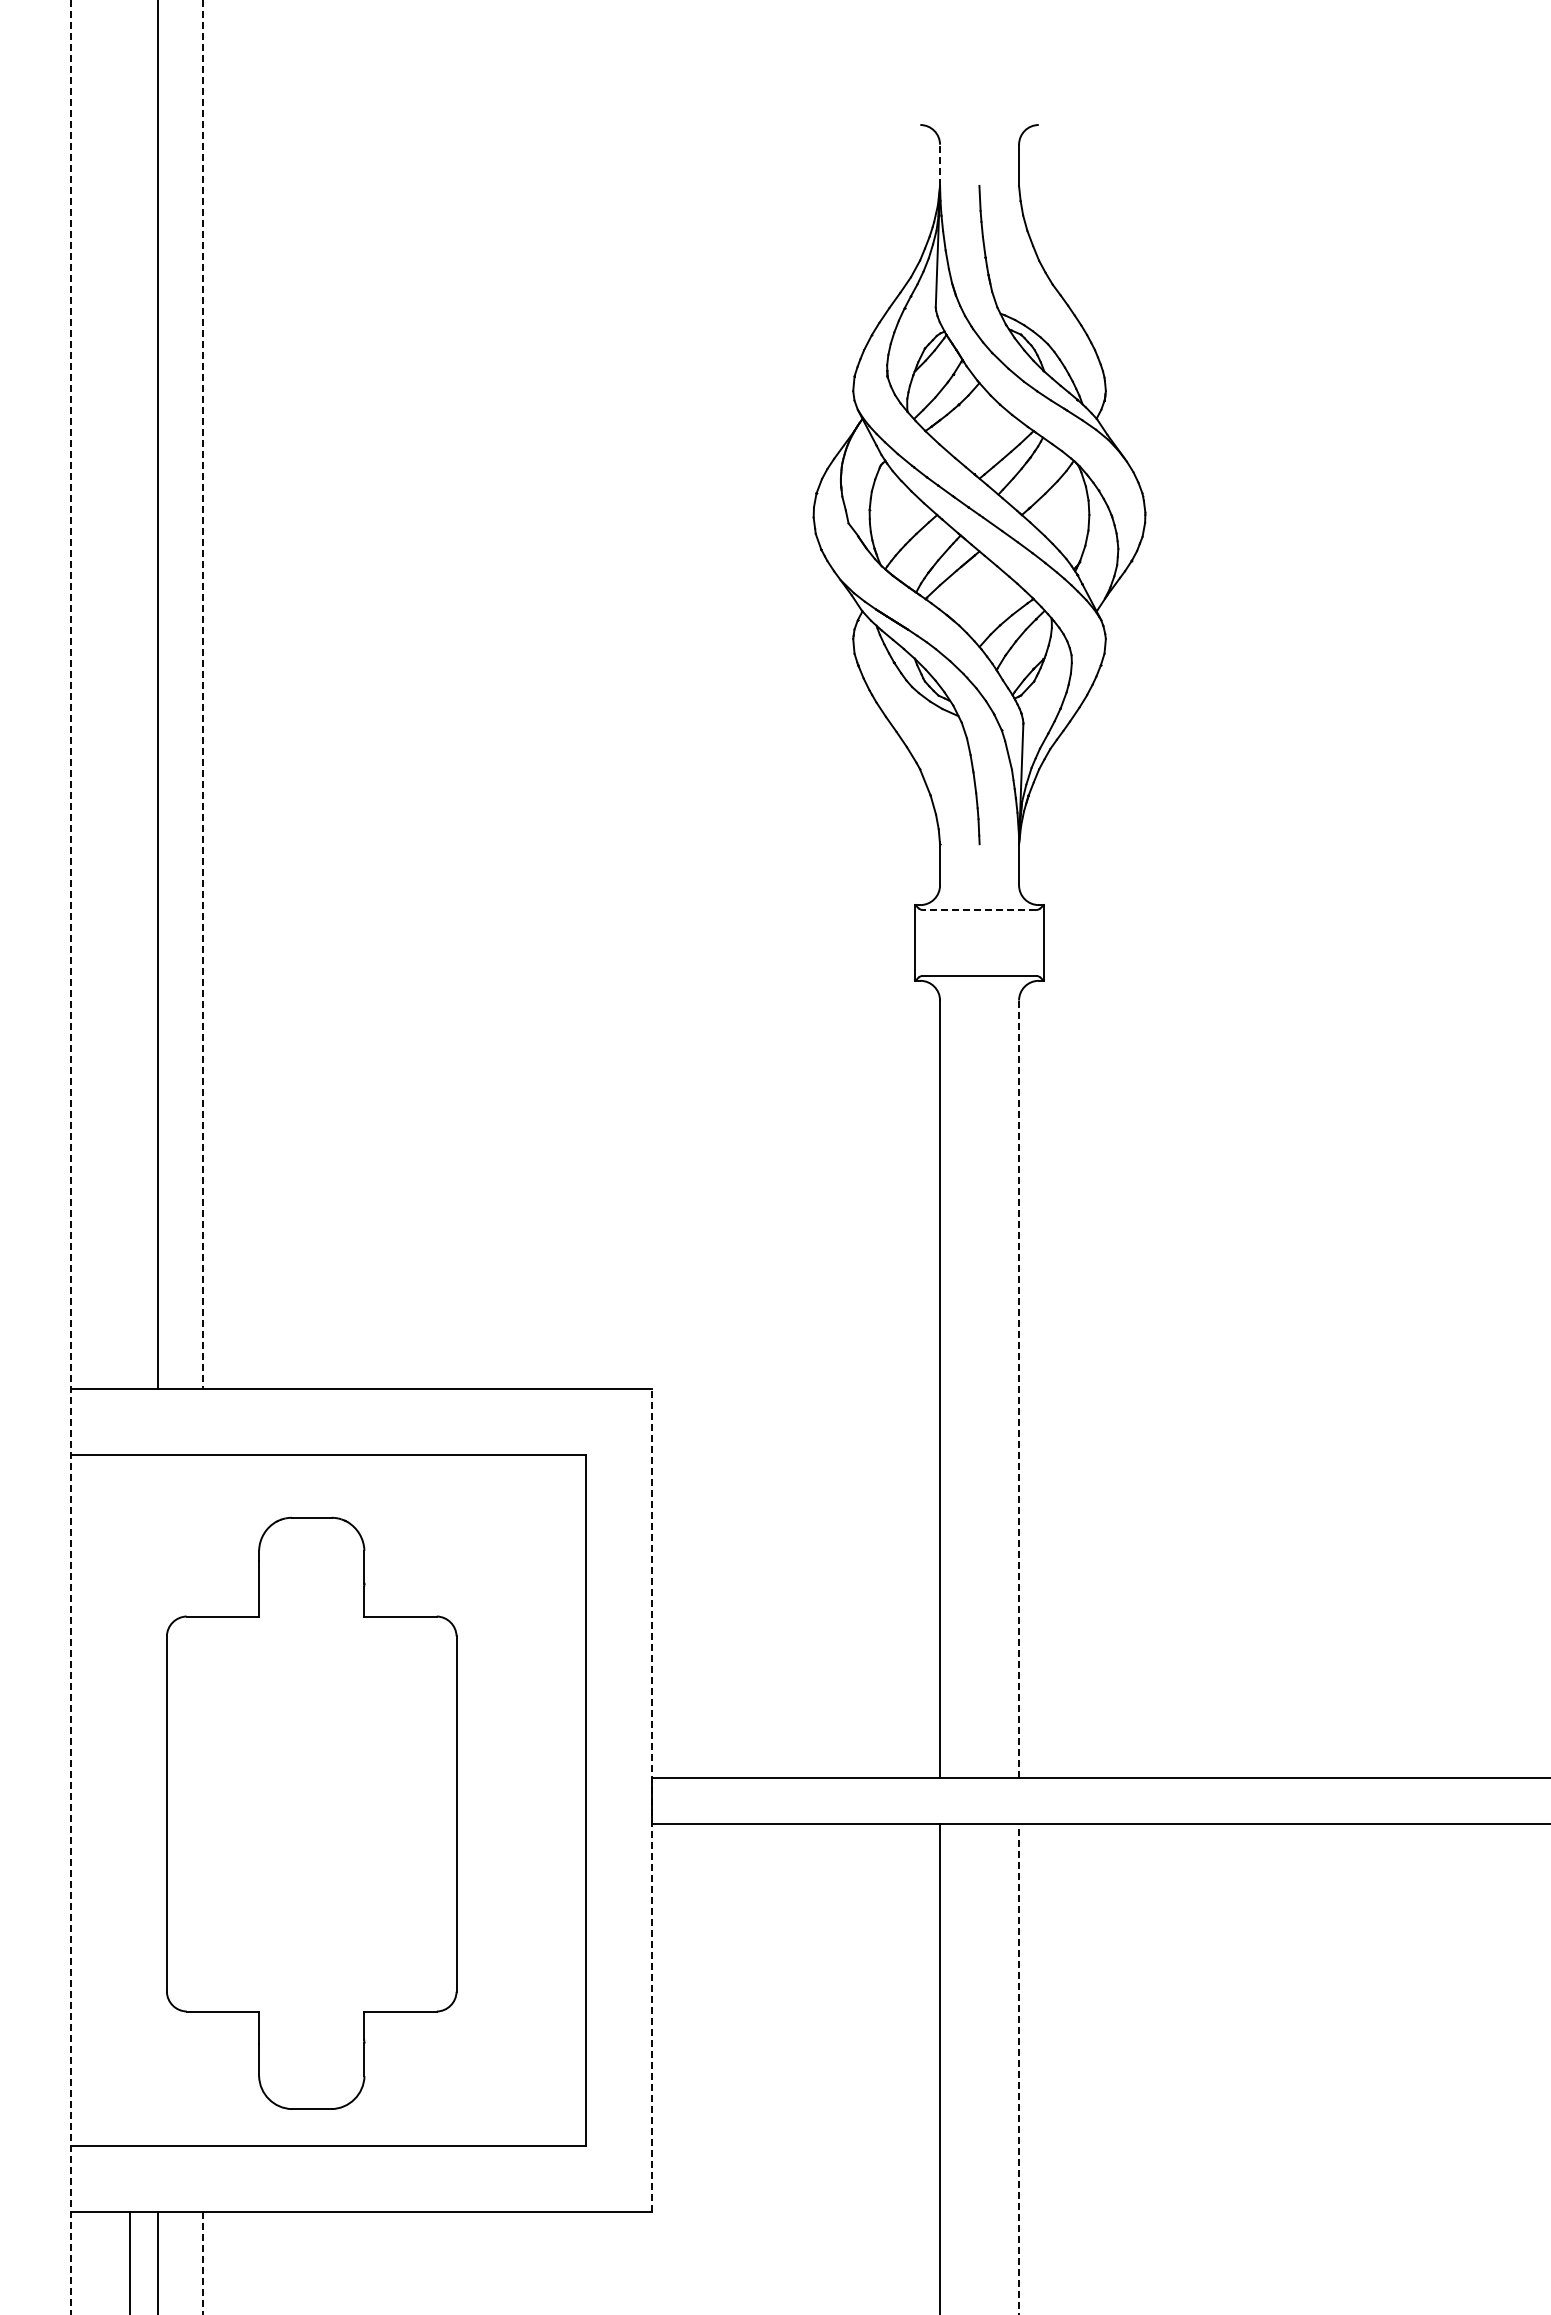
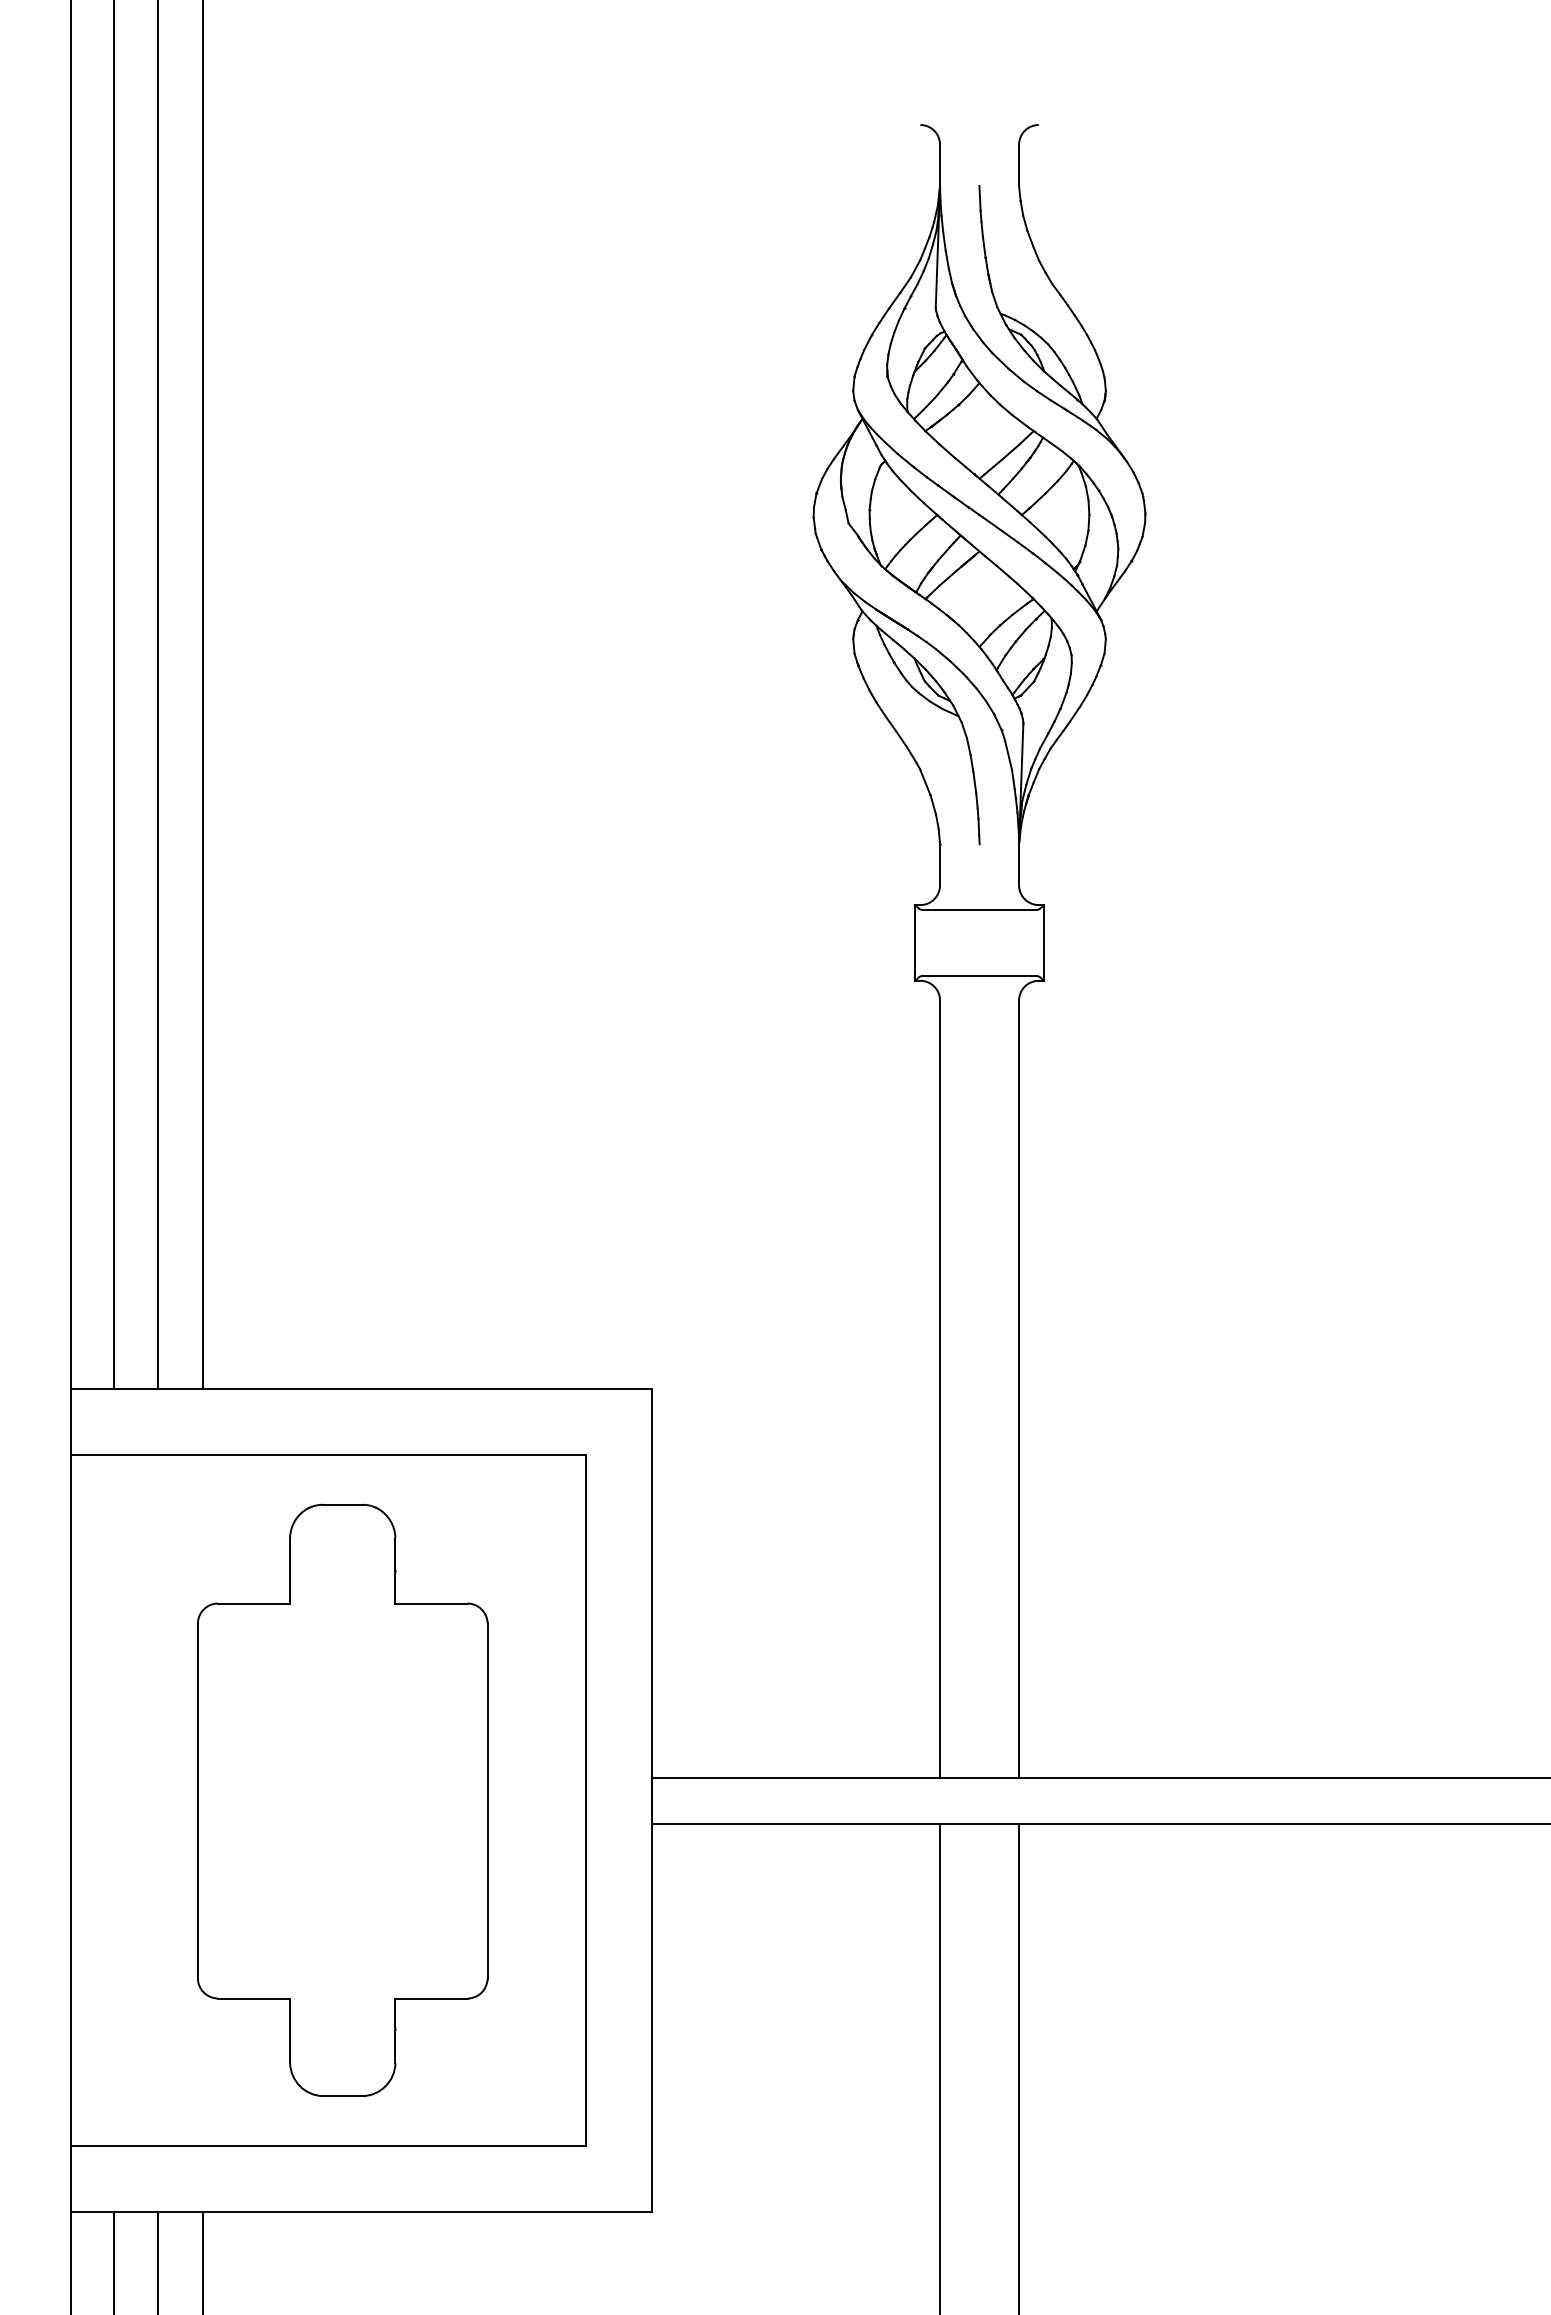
line: dashed -> solid (940, 165)
line: none -> present (114, 695)
line: dashed -> solid (202, 695)
line: dashed -> solid (979, 910)
line: dashed -> solid (71, 1157)
line: dashed -> solid (1019, 1388)
line: dashed -> solid (651, 1799)
part position: (311, 1812) -> (342, 1799) (342, 1799)
line: dashed -> solid (1019, 2069)
line position: (130, 2261) -> (114, 2261) (114, 2261)
line: dashed -> solid (202, 2263)
